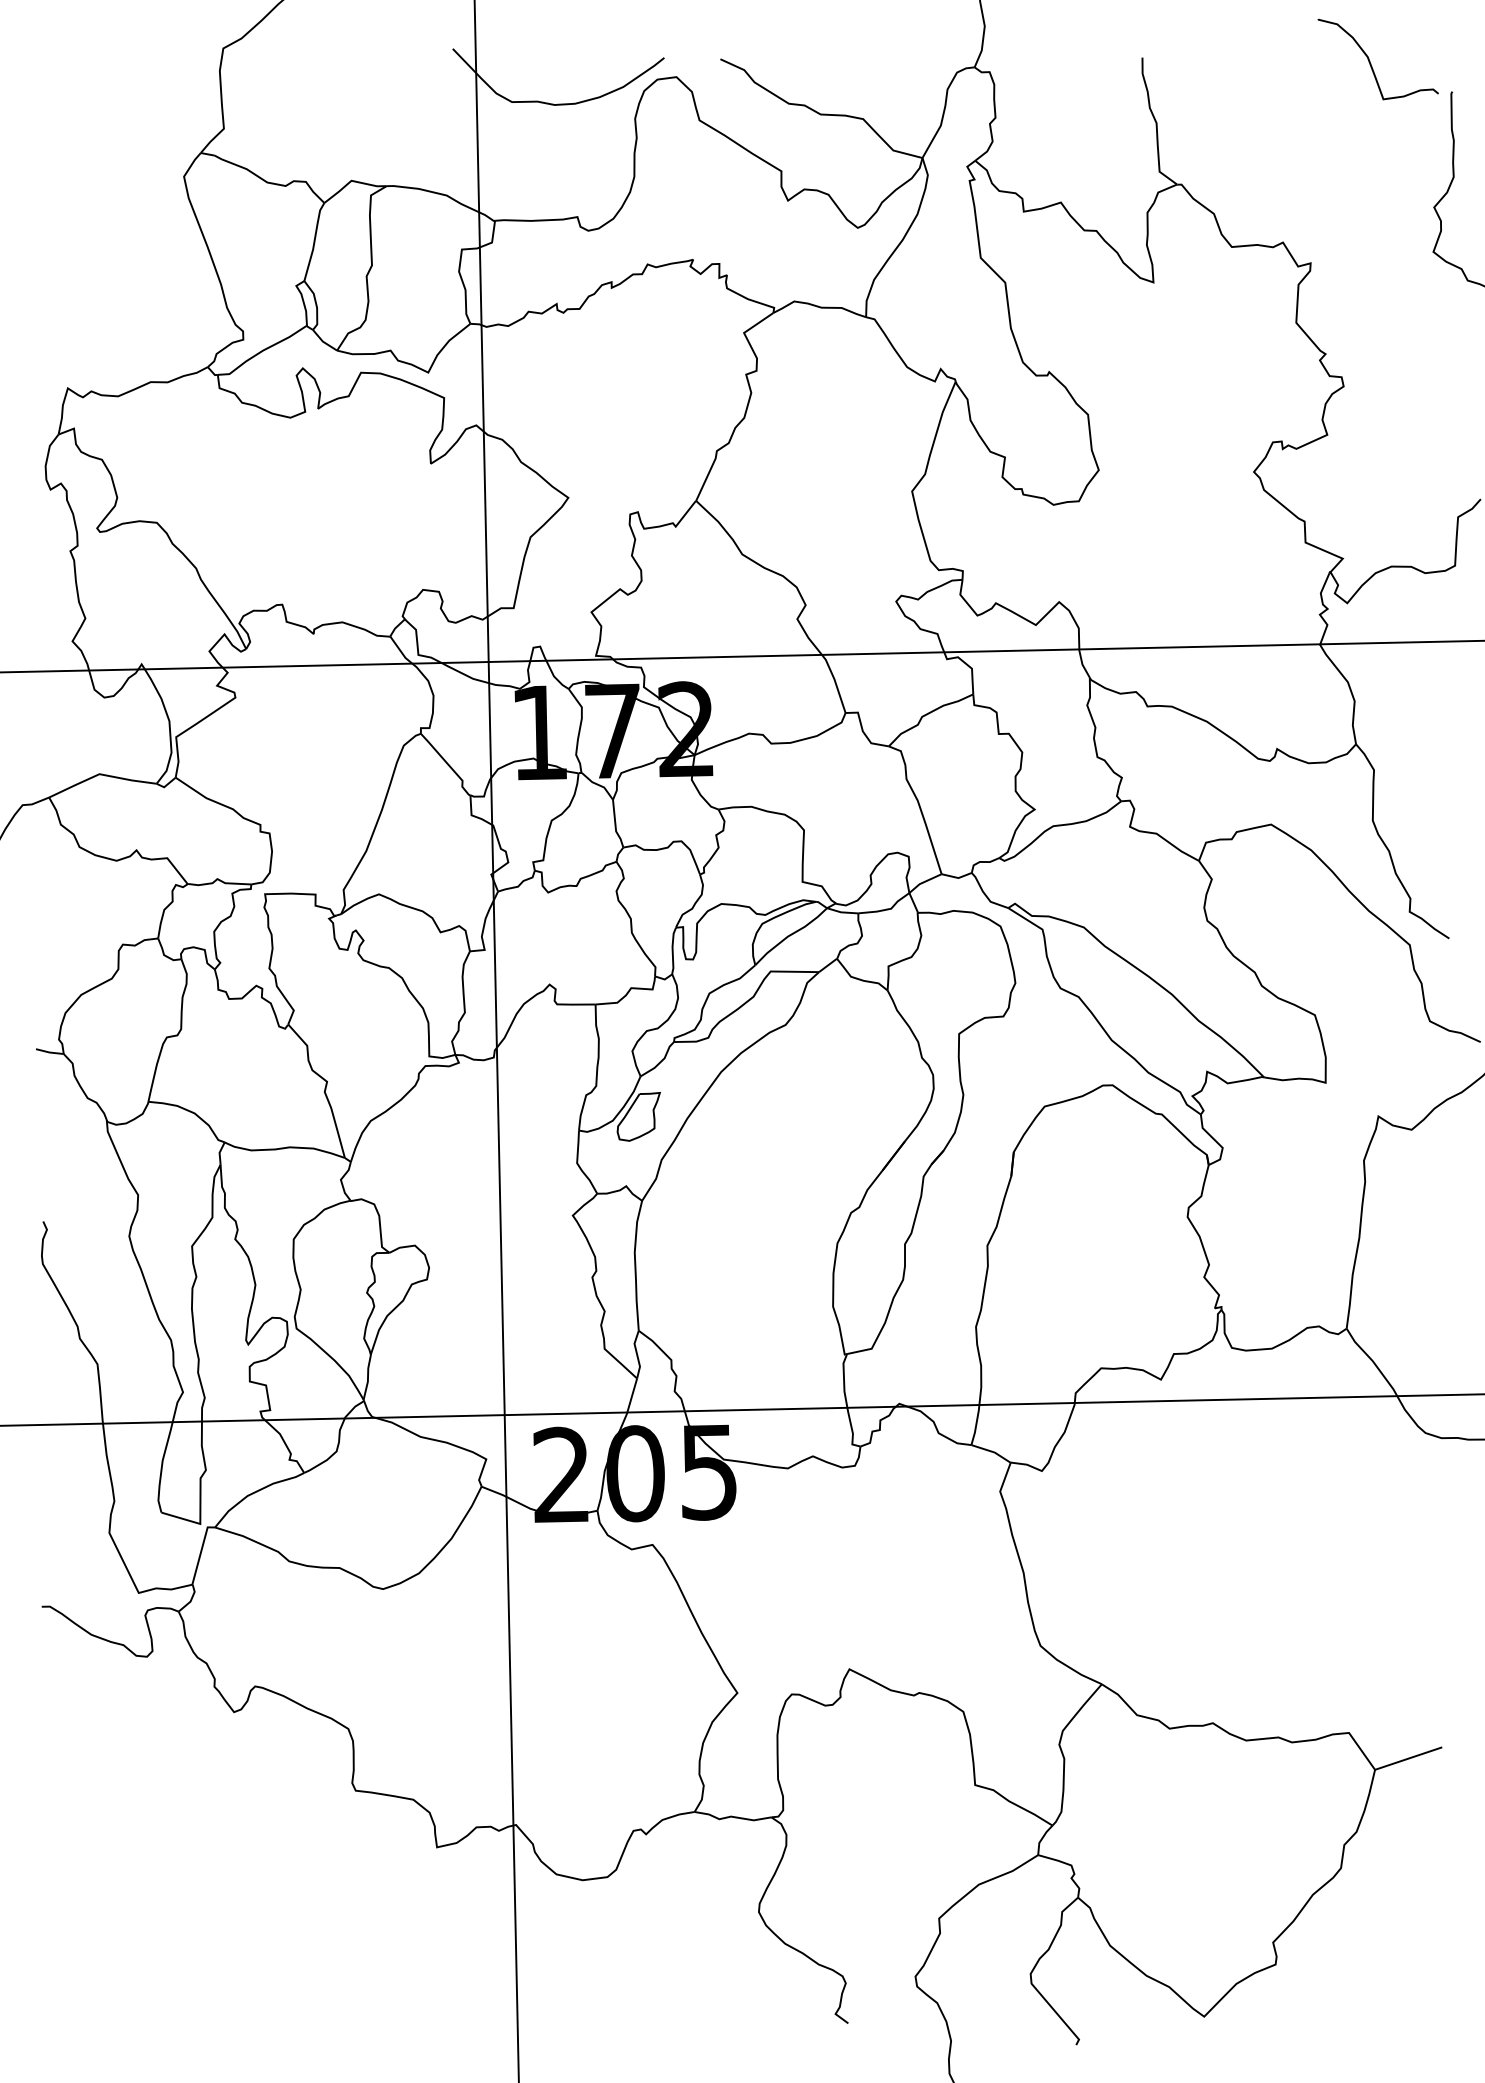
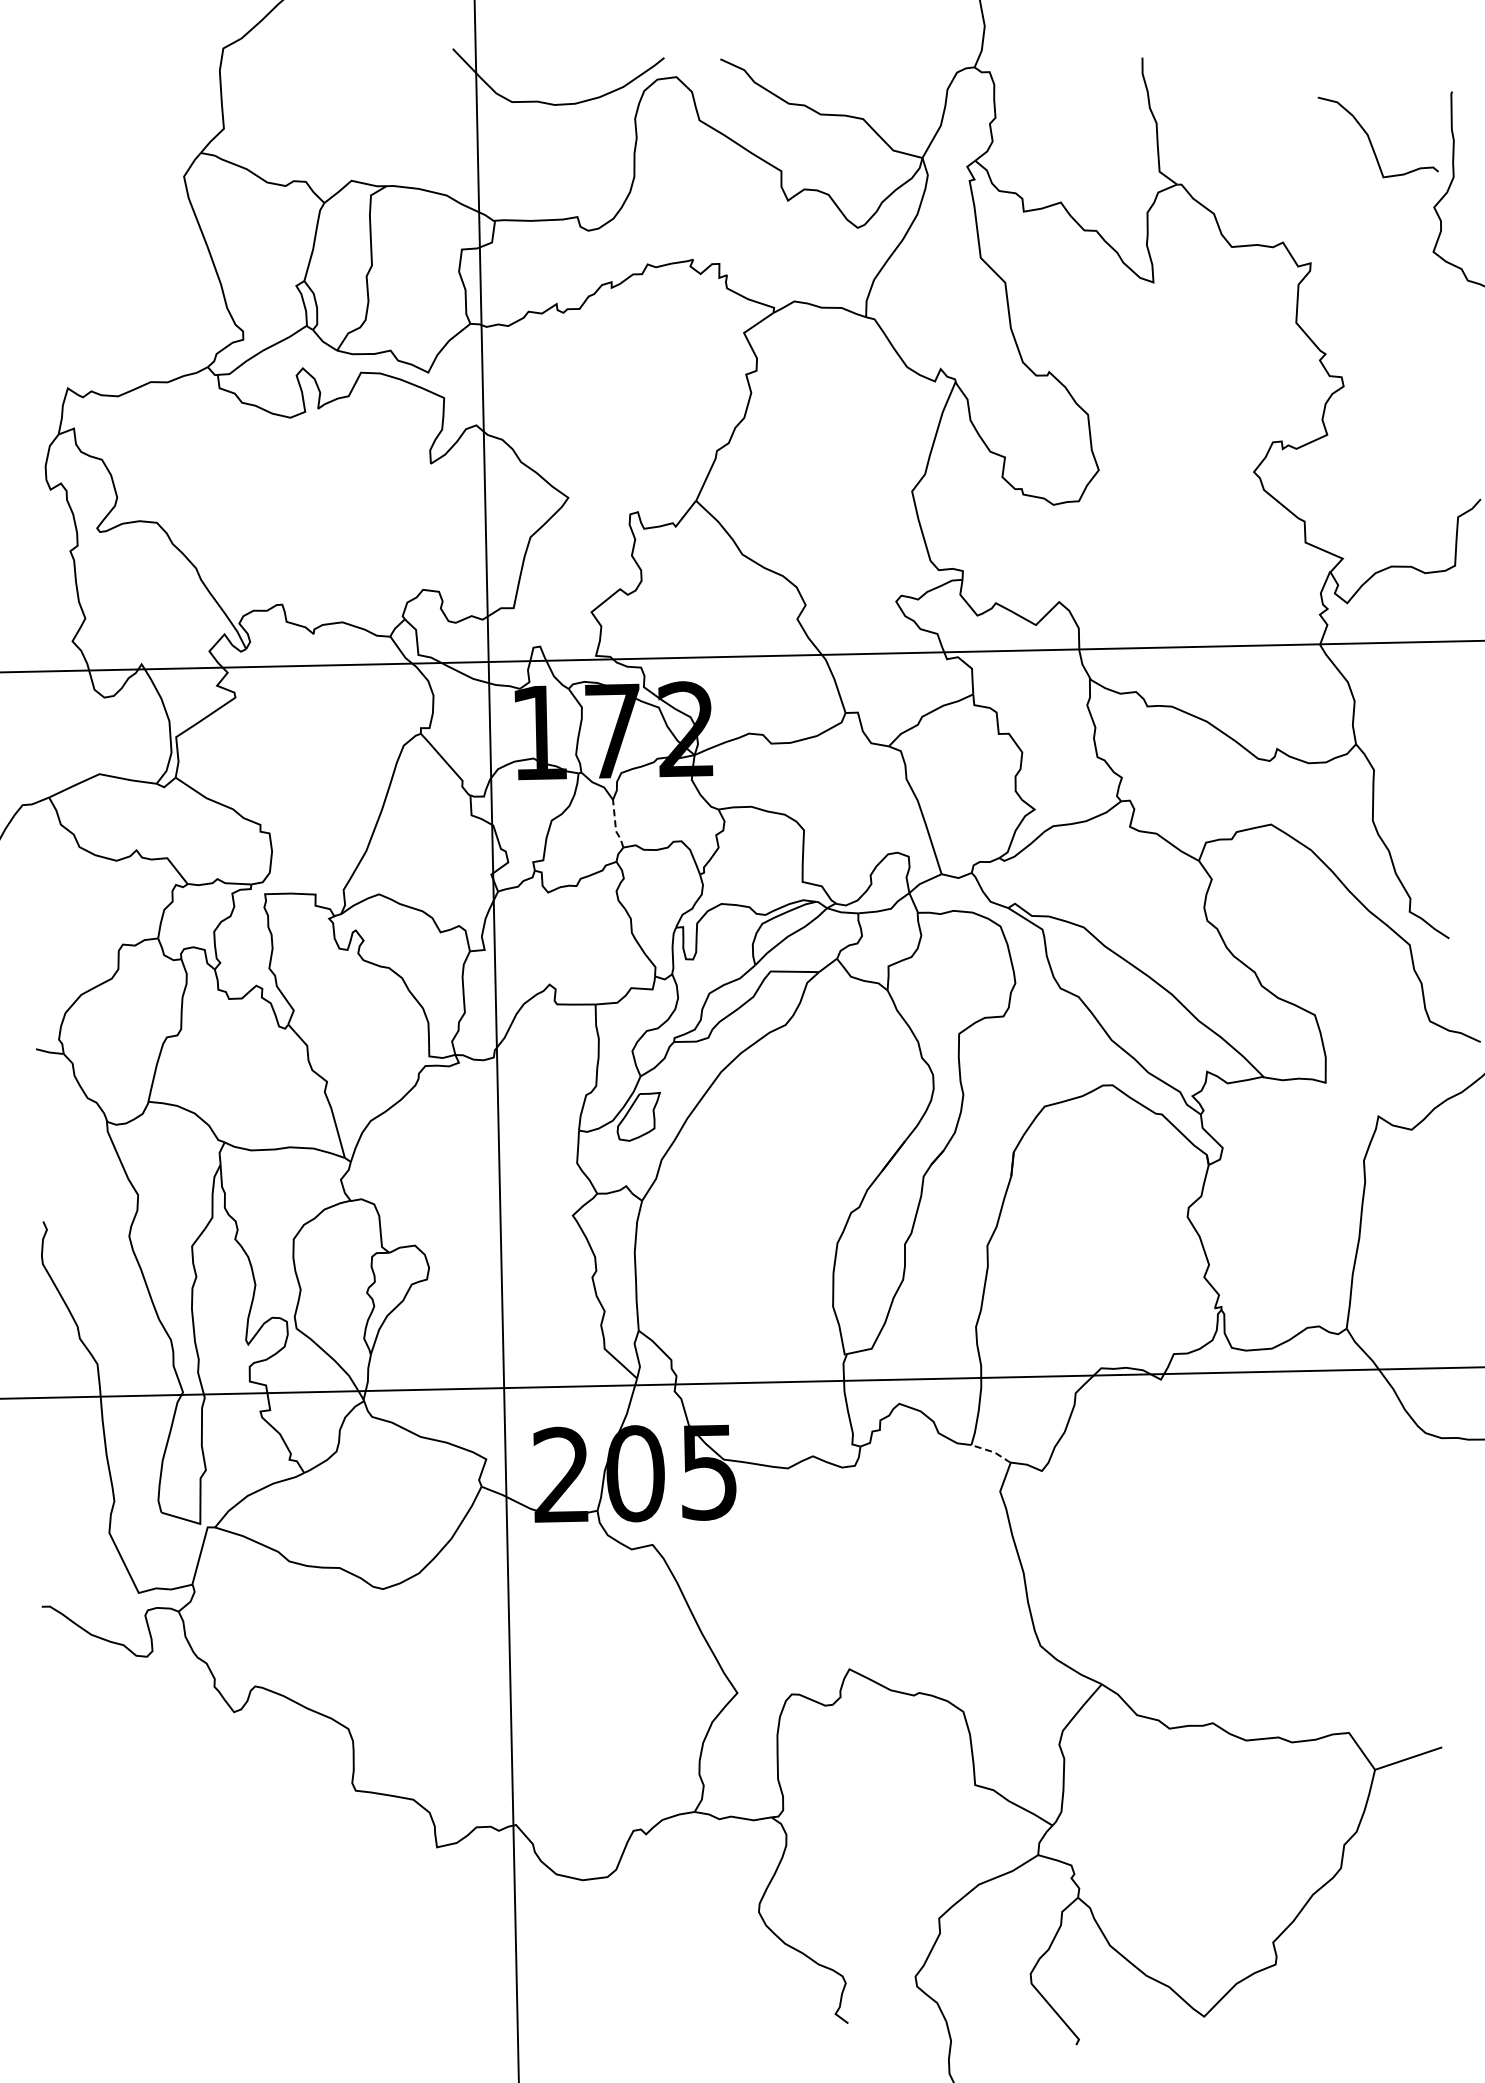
curve position: (1371, 63) -> (1371, 141) (1371, 141)
line: solid -> dashed (615, 825)
line position: (741, 1409) -> (741, 1382) (741, 1382)
line: solid -> dashed (992, 1451)
